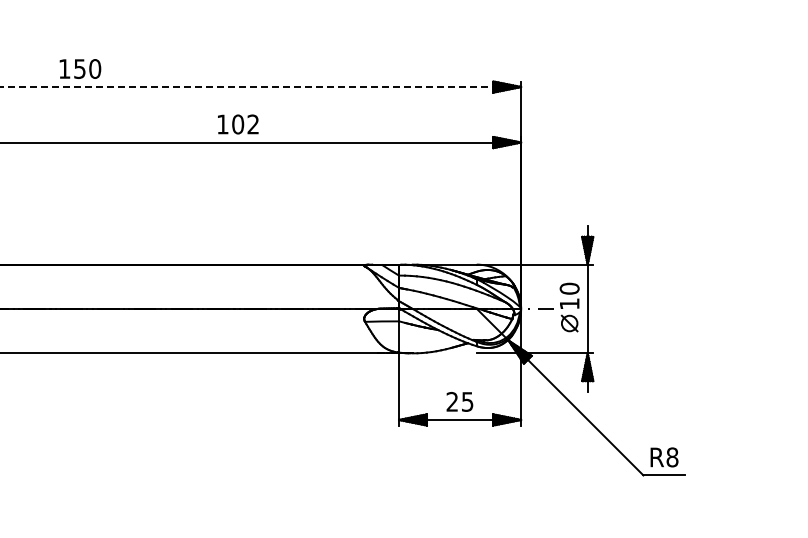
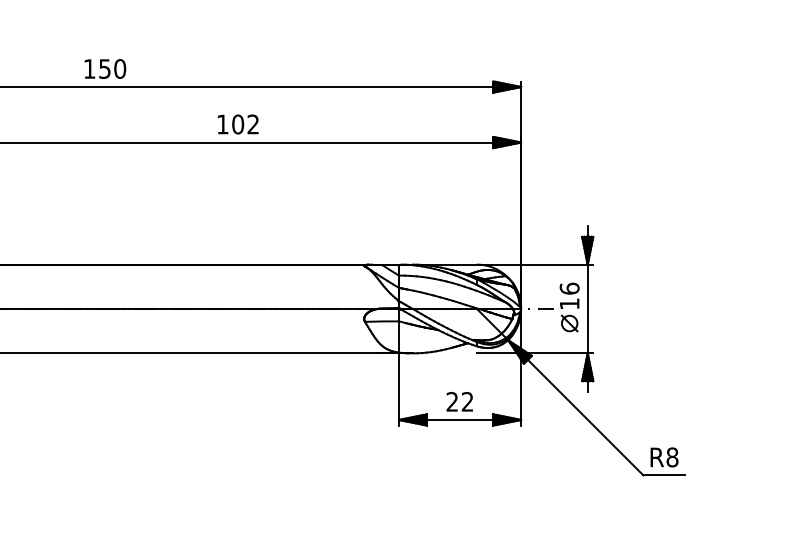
text position: (80, 68) -> (105, 68) (105, 68)
line: dashed -> solid (261, 87)
text: 10 -> 16 (569, 288)
text: 25 -> 22 (467, 401)
